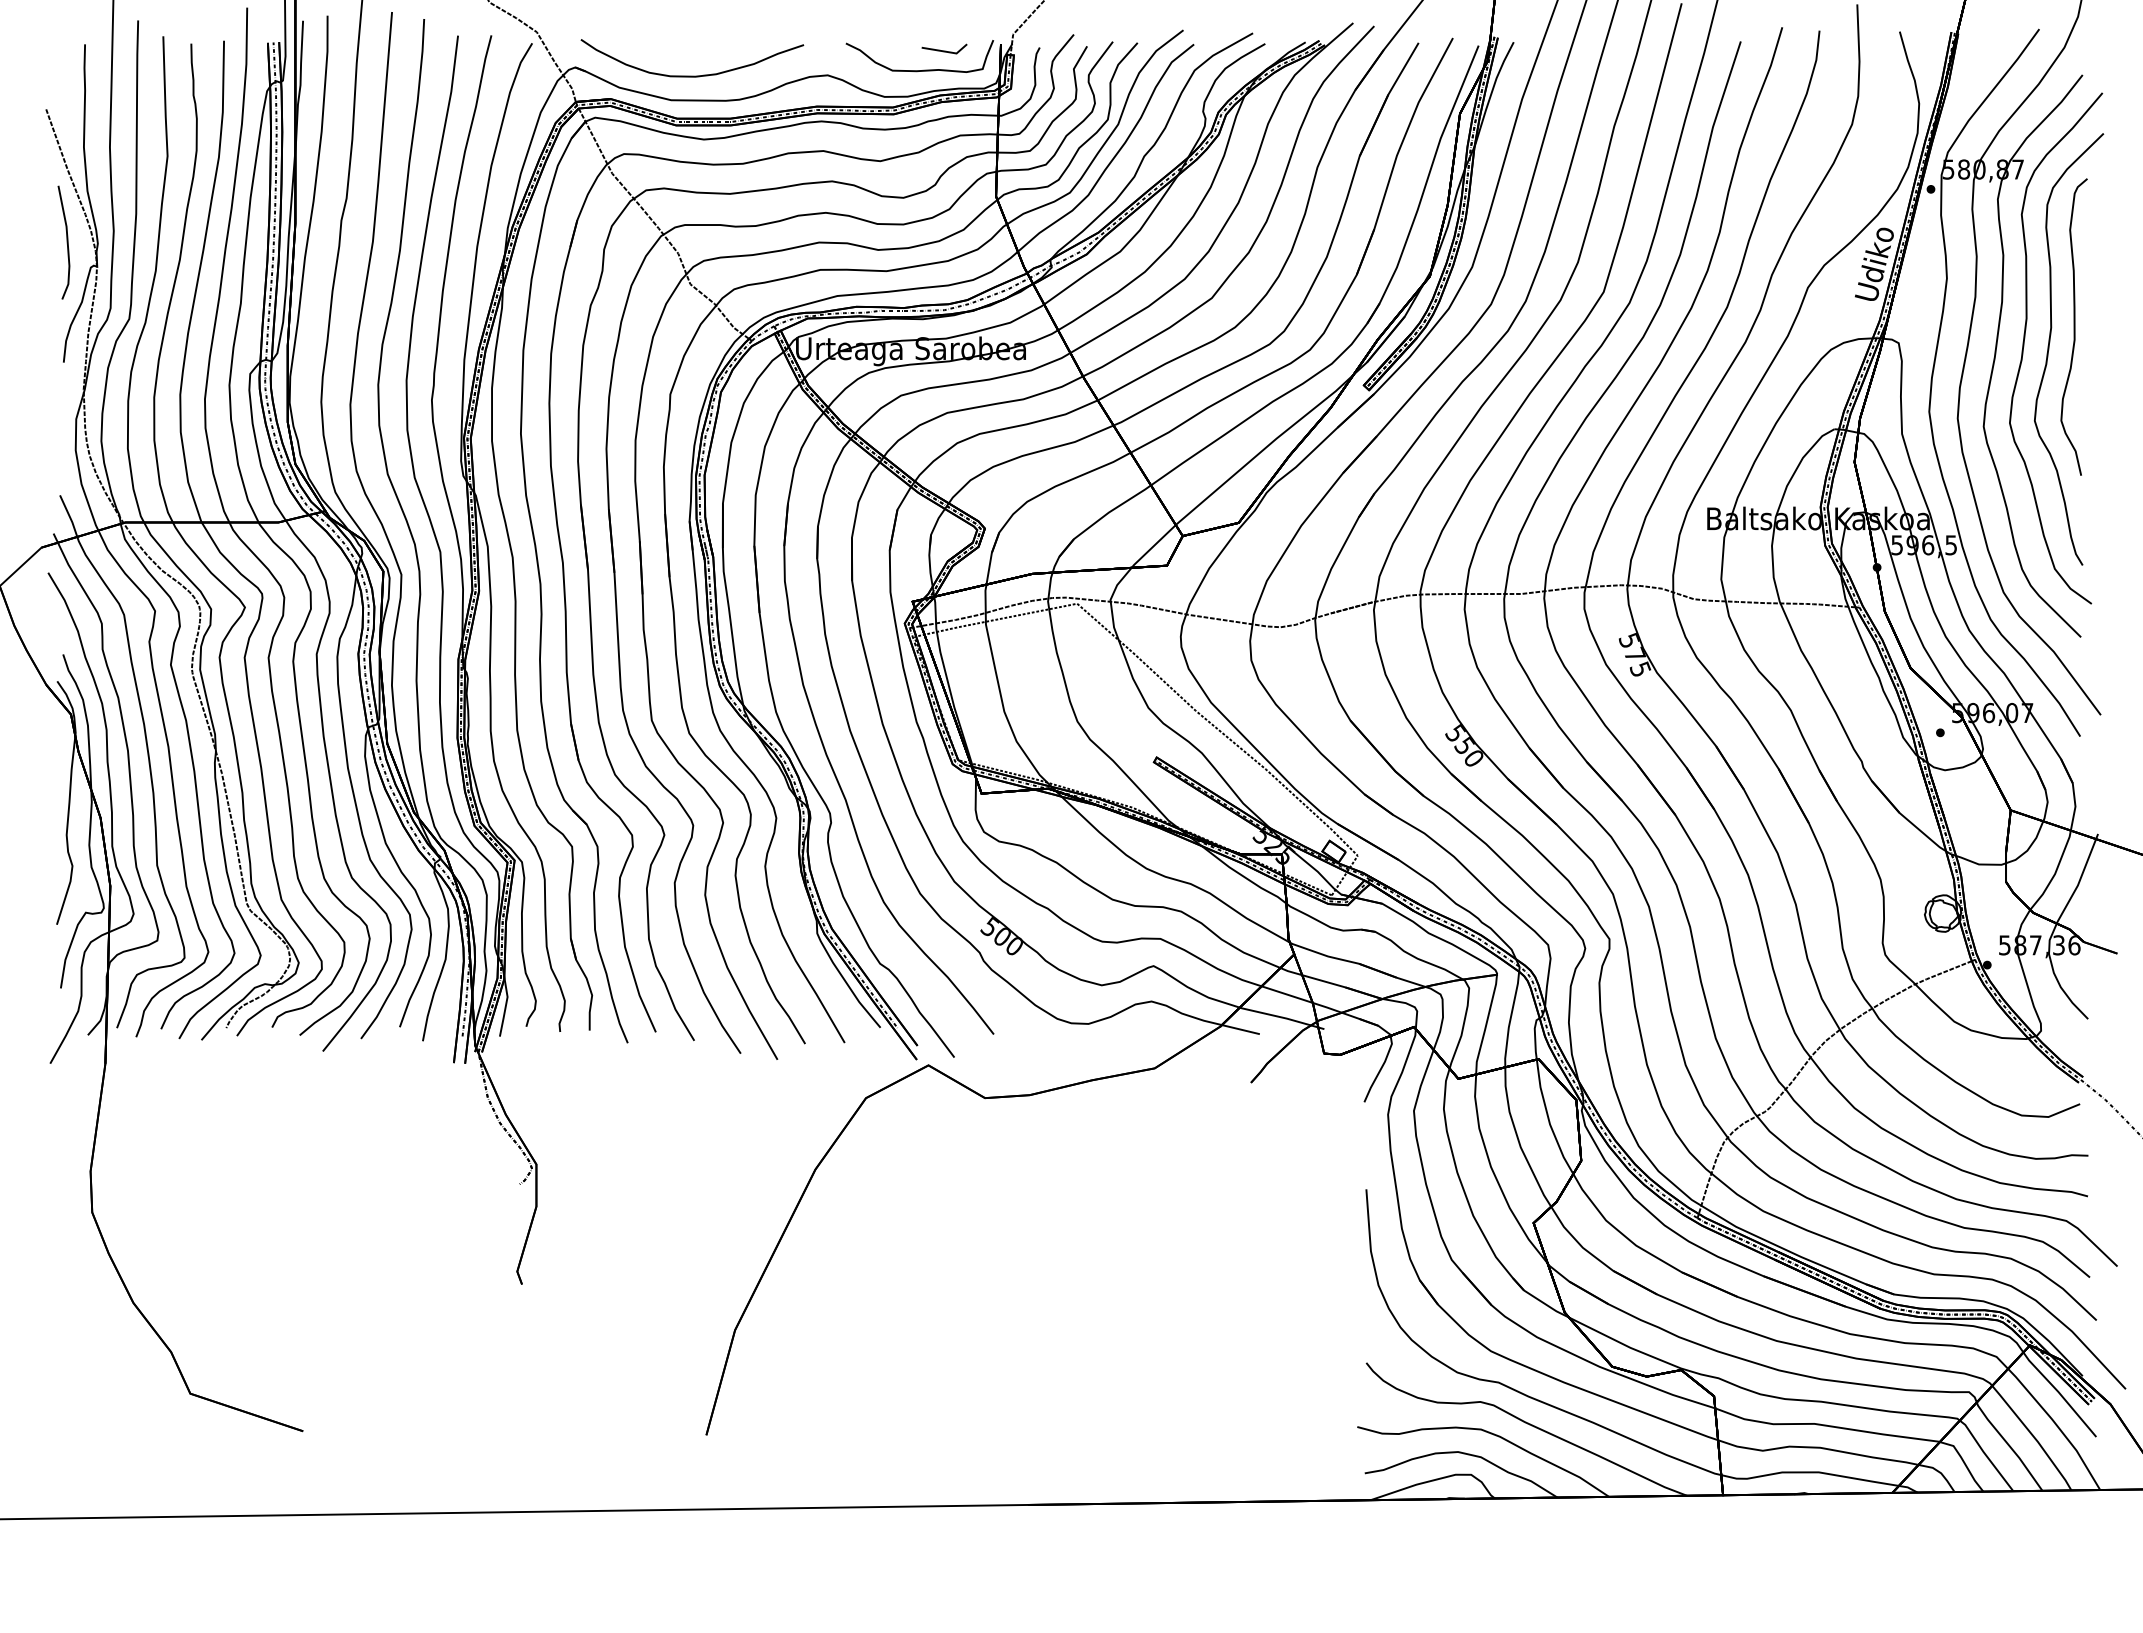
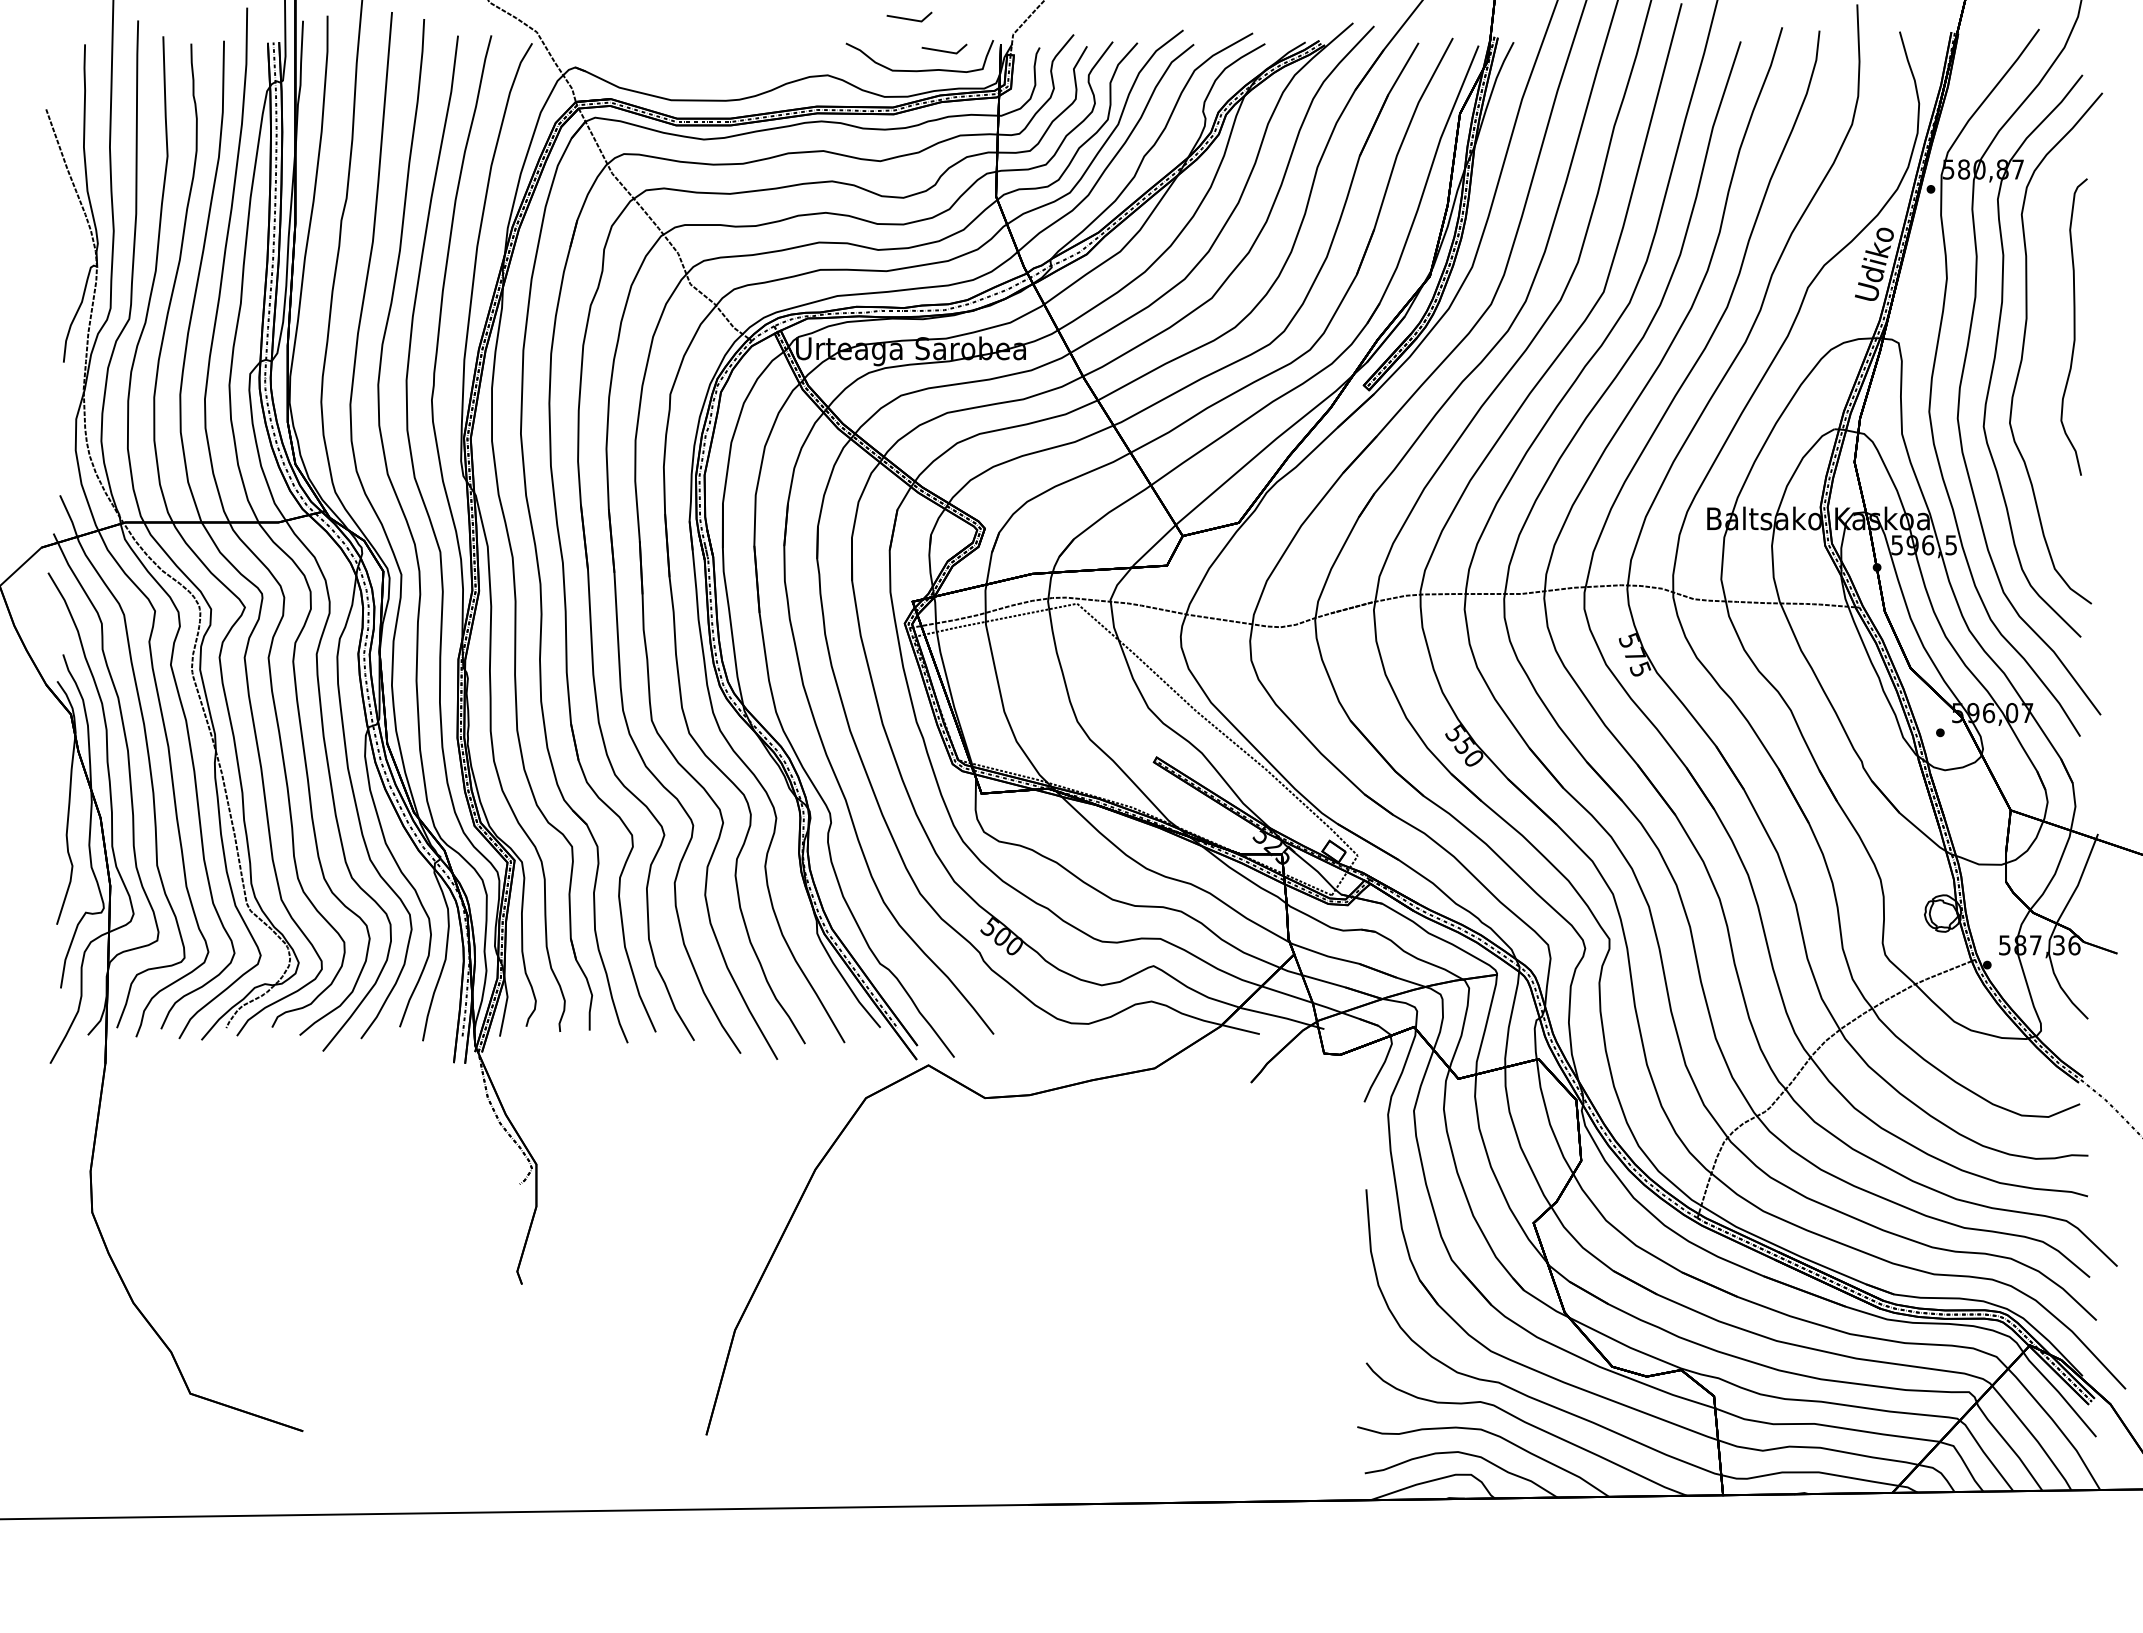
line: none -> present (909, 18)
curve: present -> none (692, 75)
line: present -> none (66, 242)
curve: present -> none (2049, 349)
